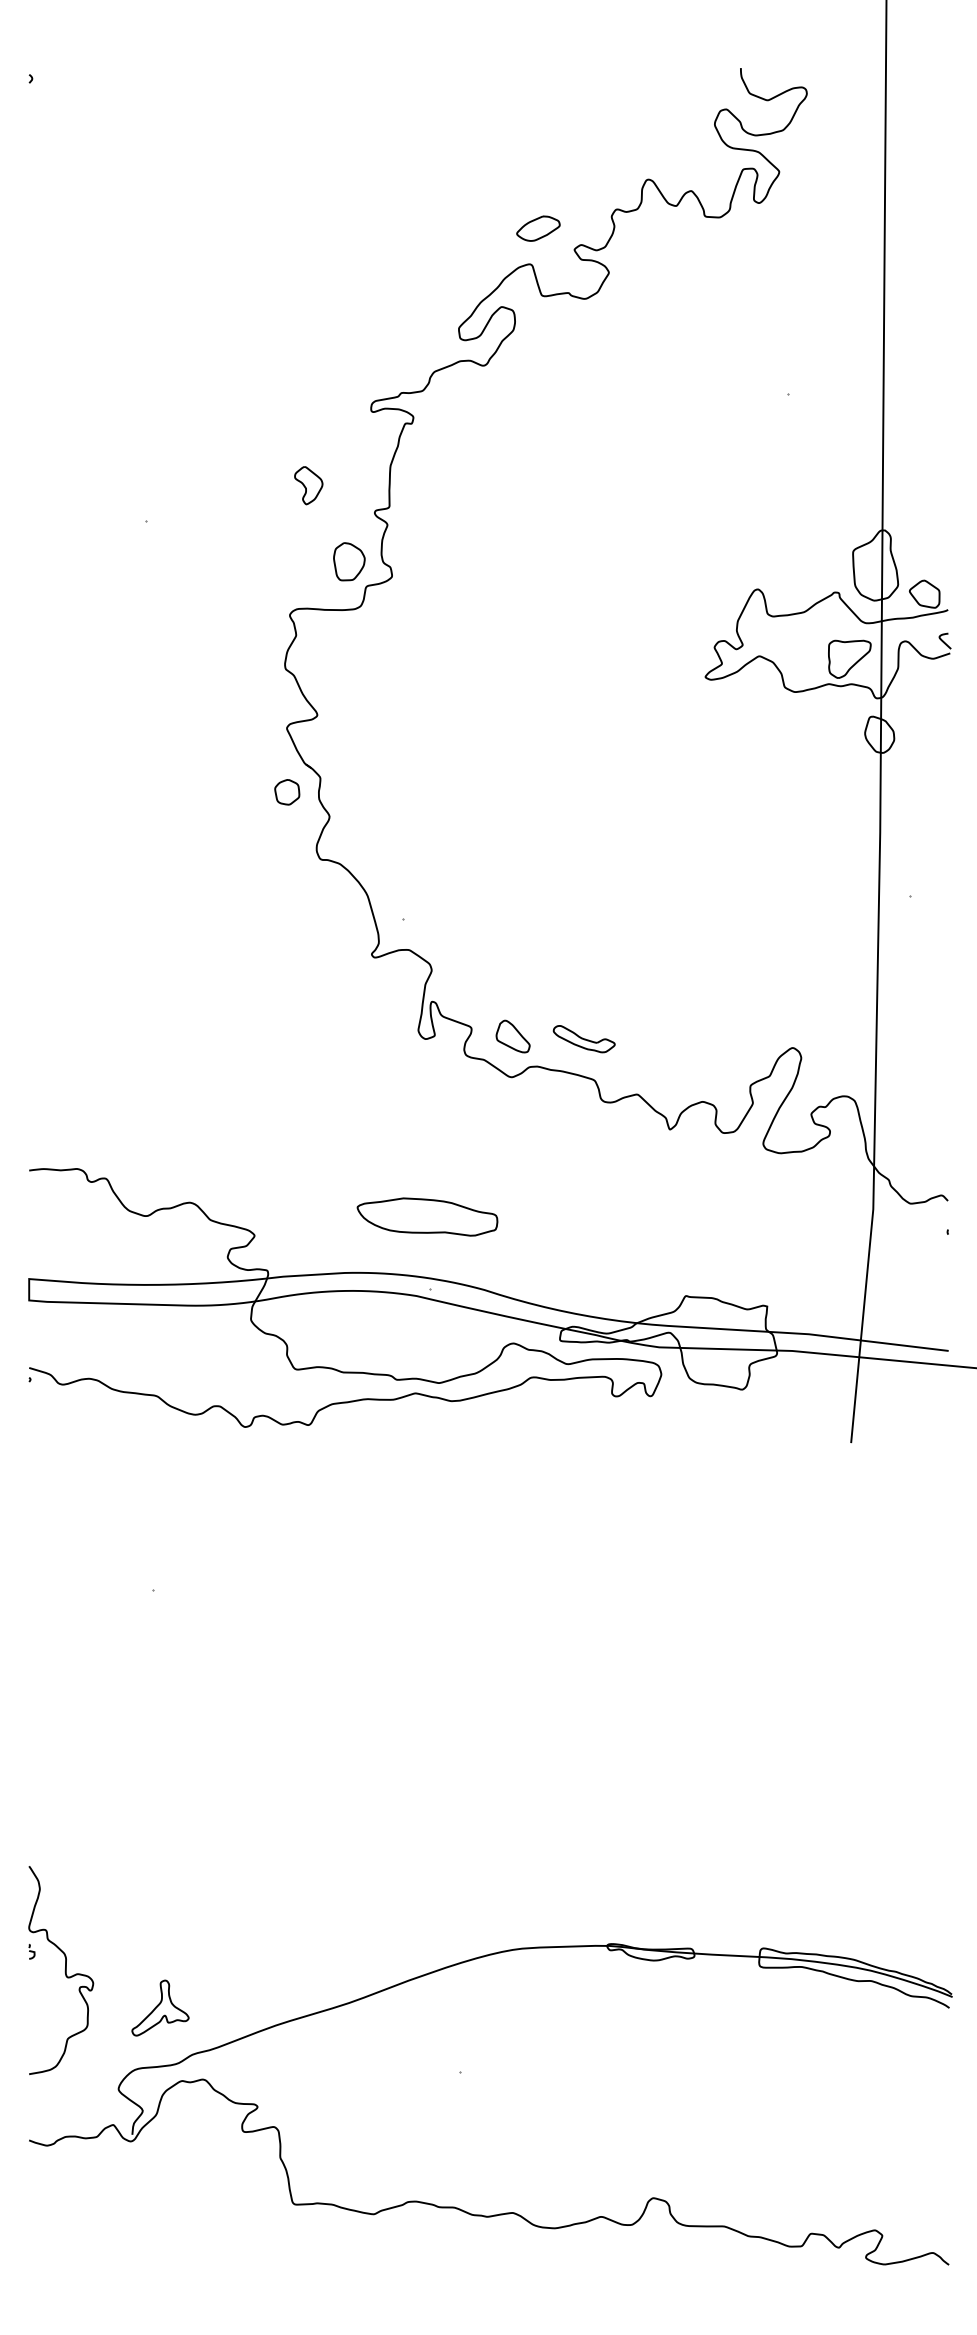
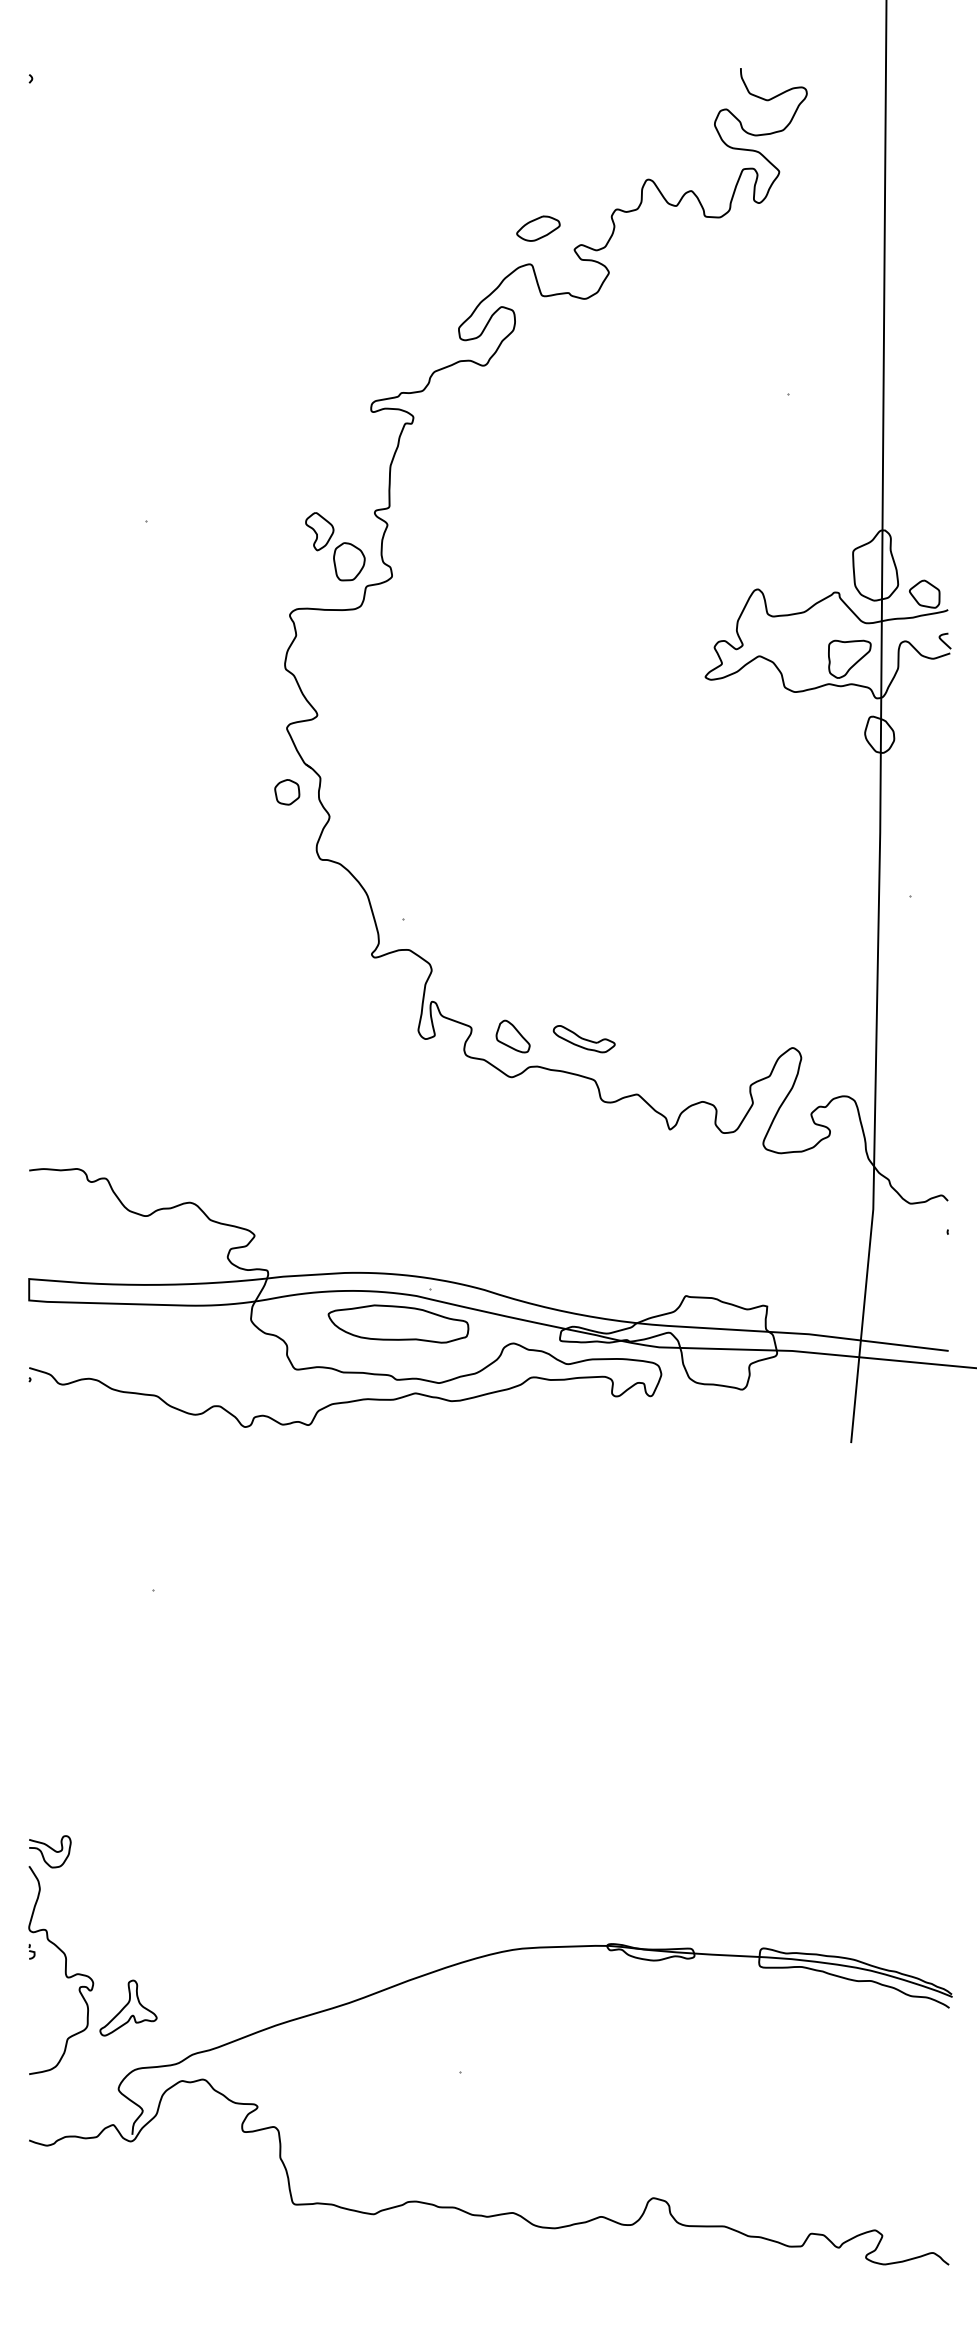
part position: (308, 485) -> (319, 531) (319, 531)
part position: (427, 1216) -> (398, 1323) (398, 1323)
curve: none -> present (51, 1849)
part position: (160, 2007) -> (128, 2007) (128, 2007)
